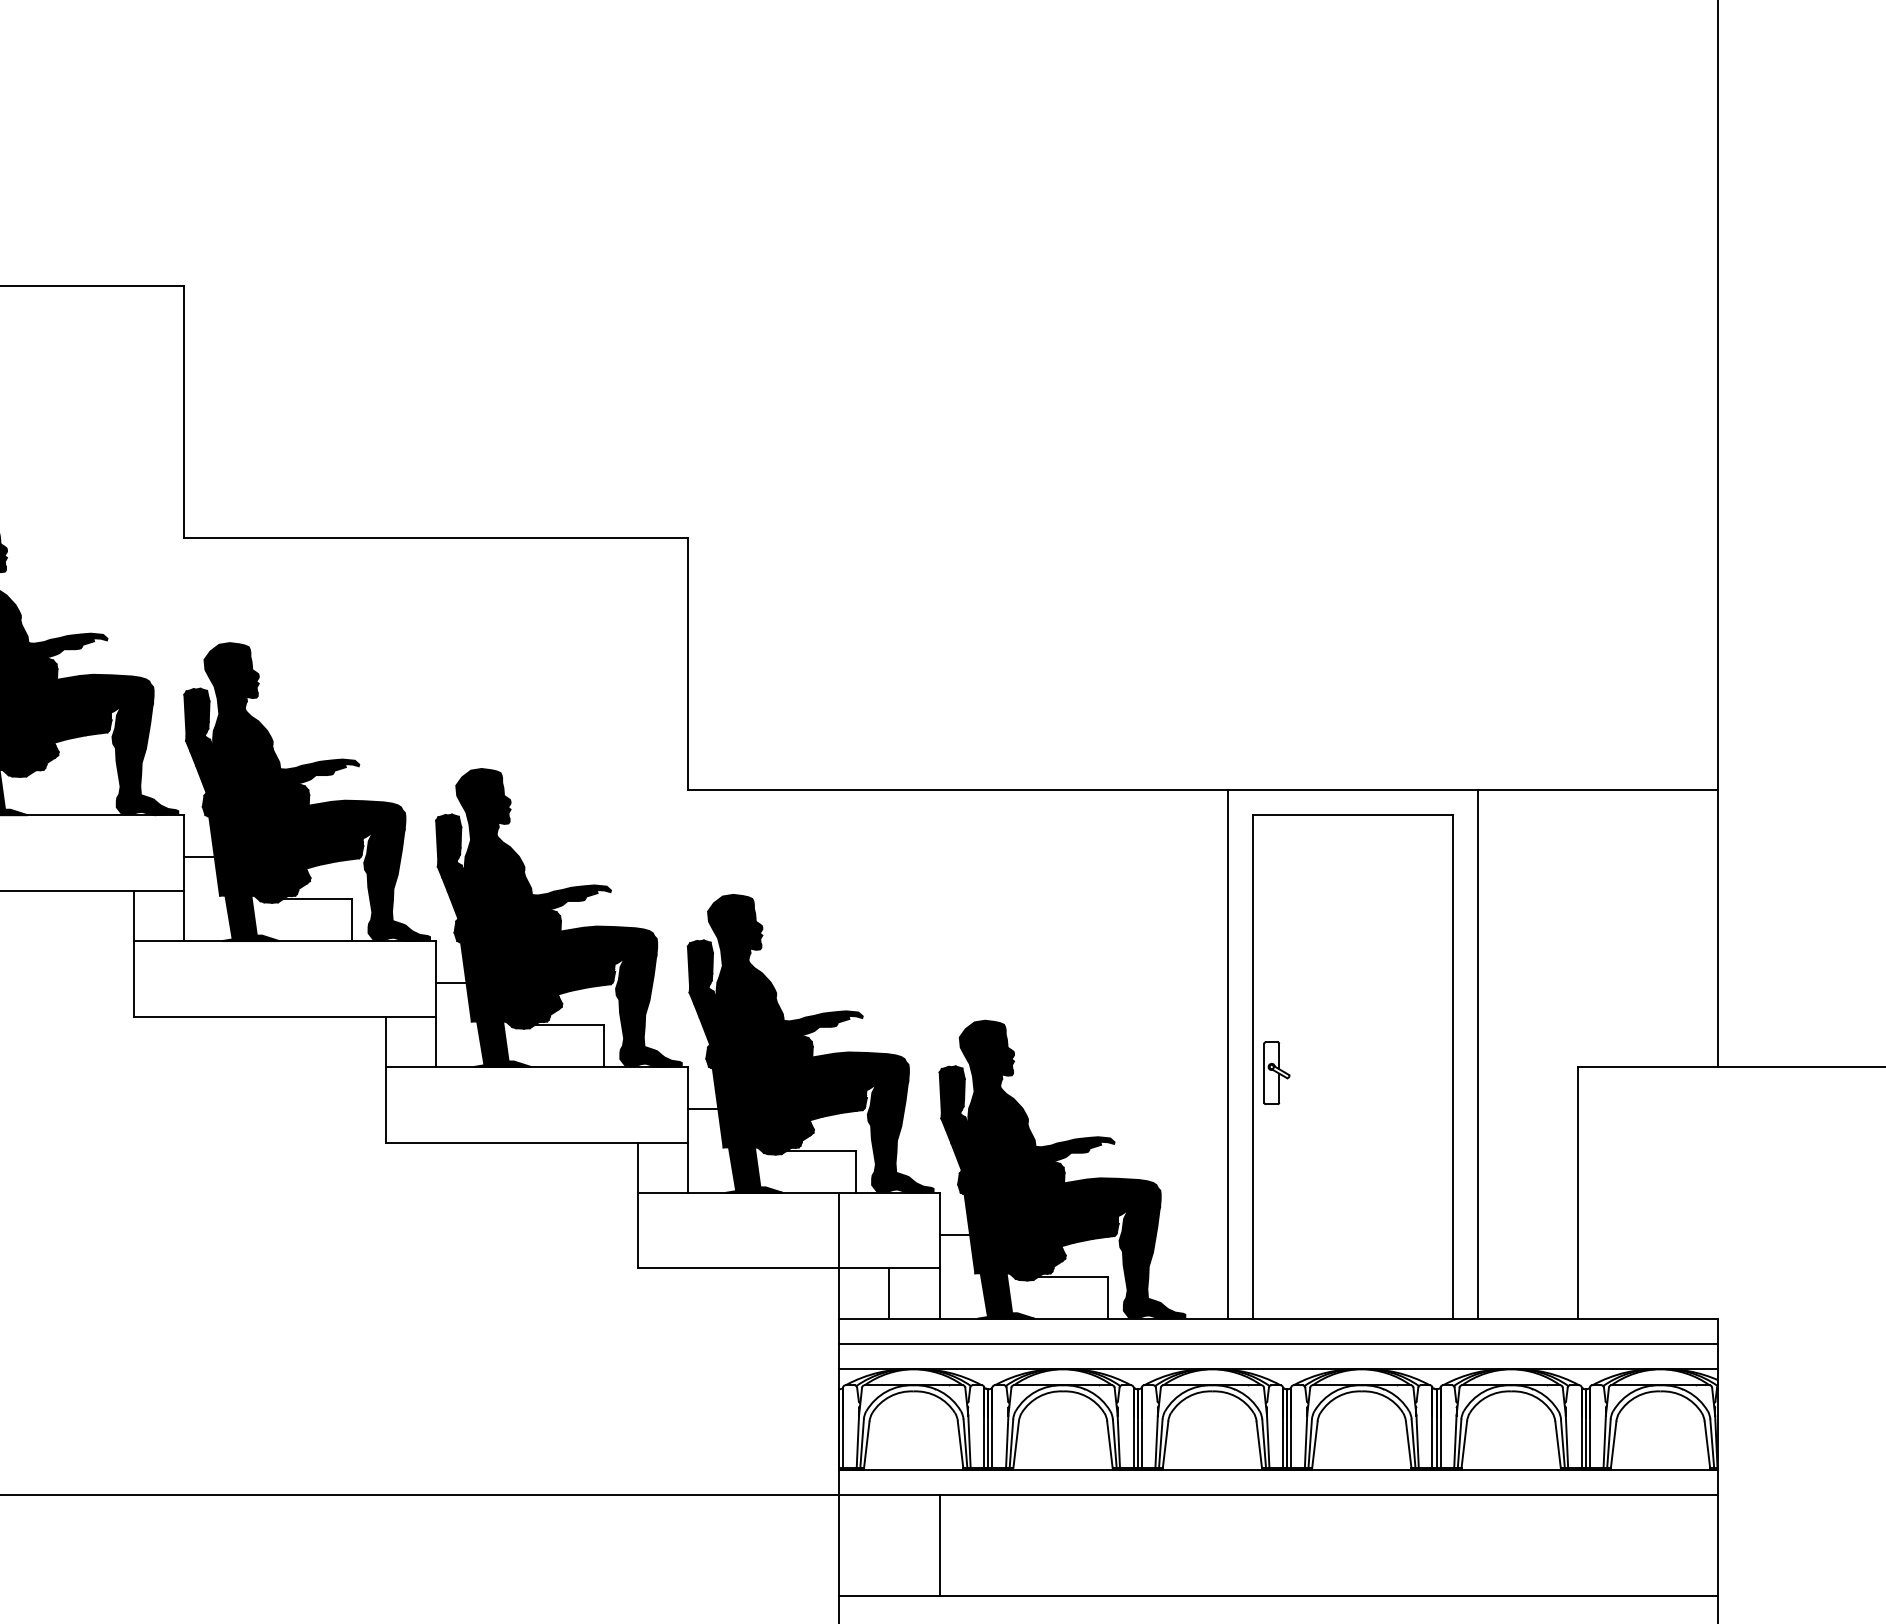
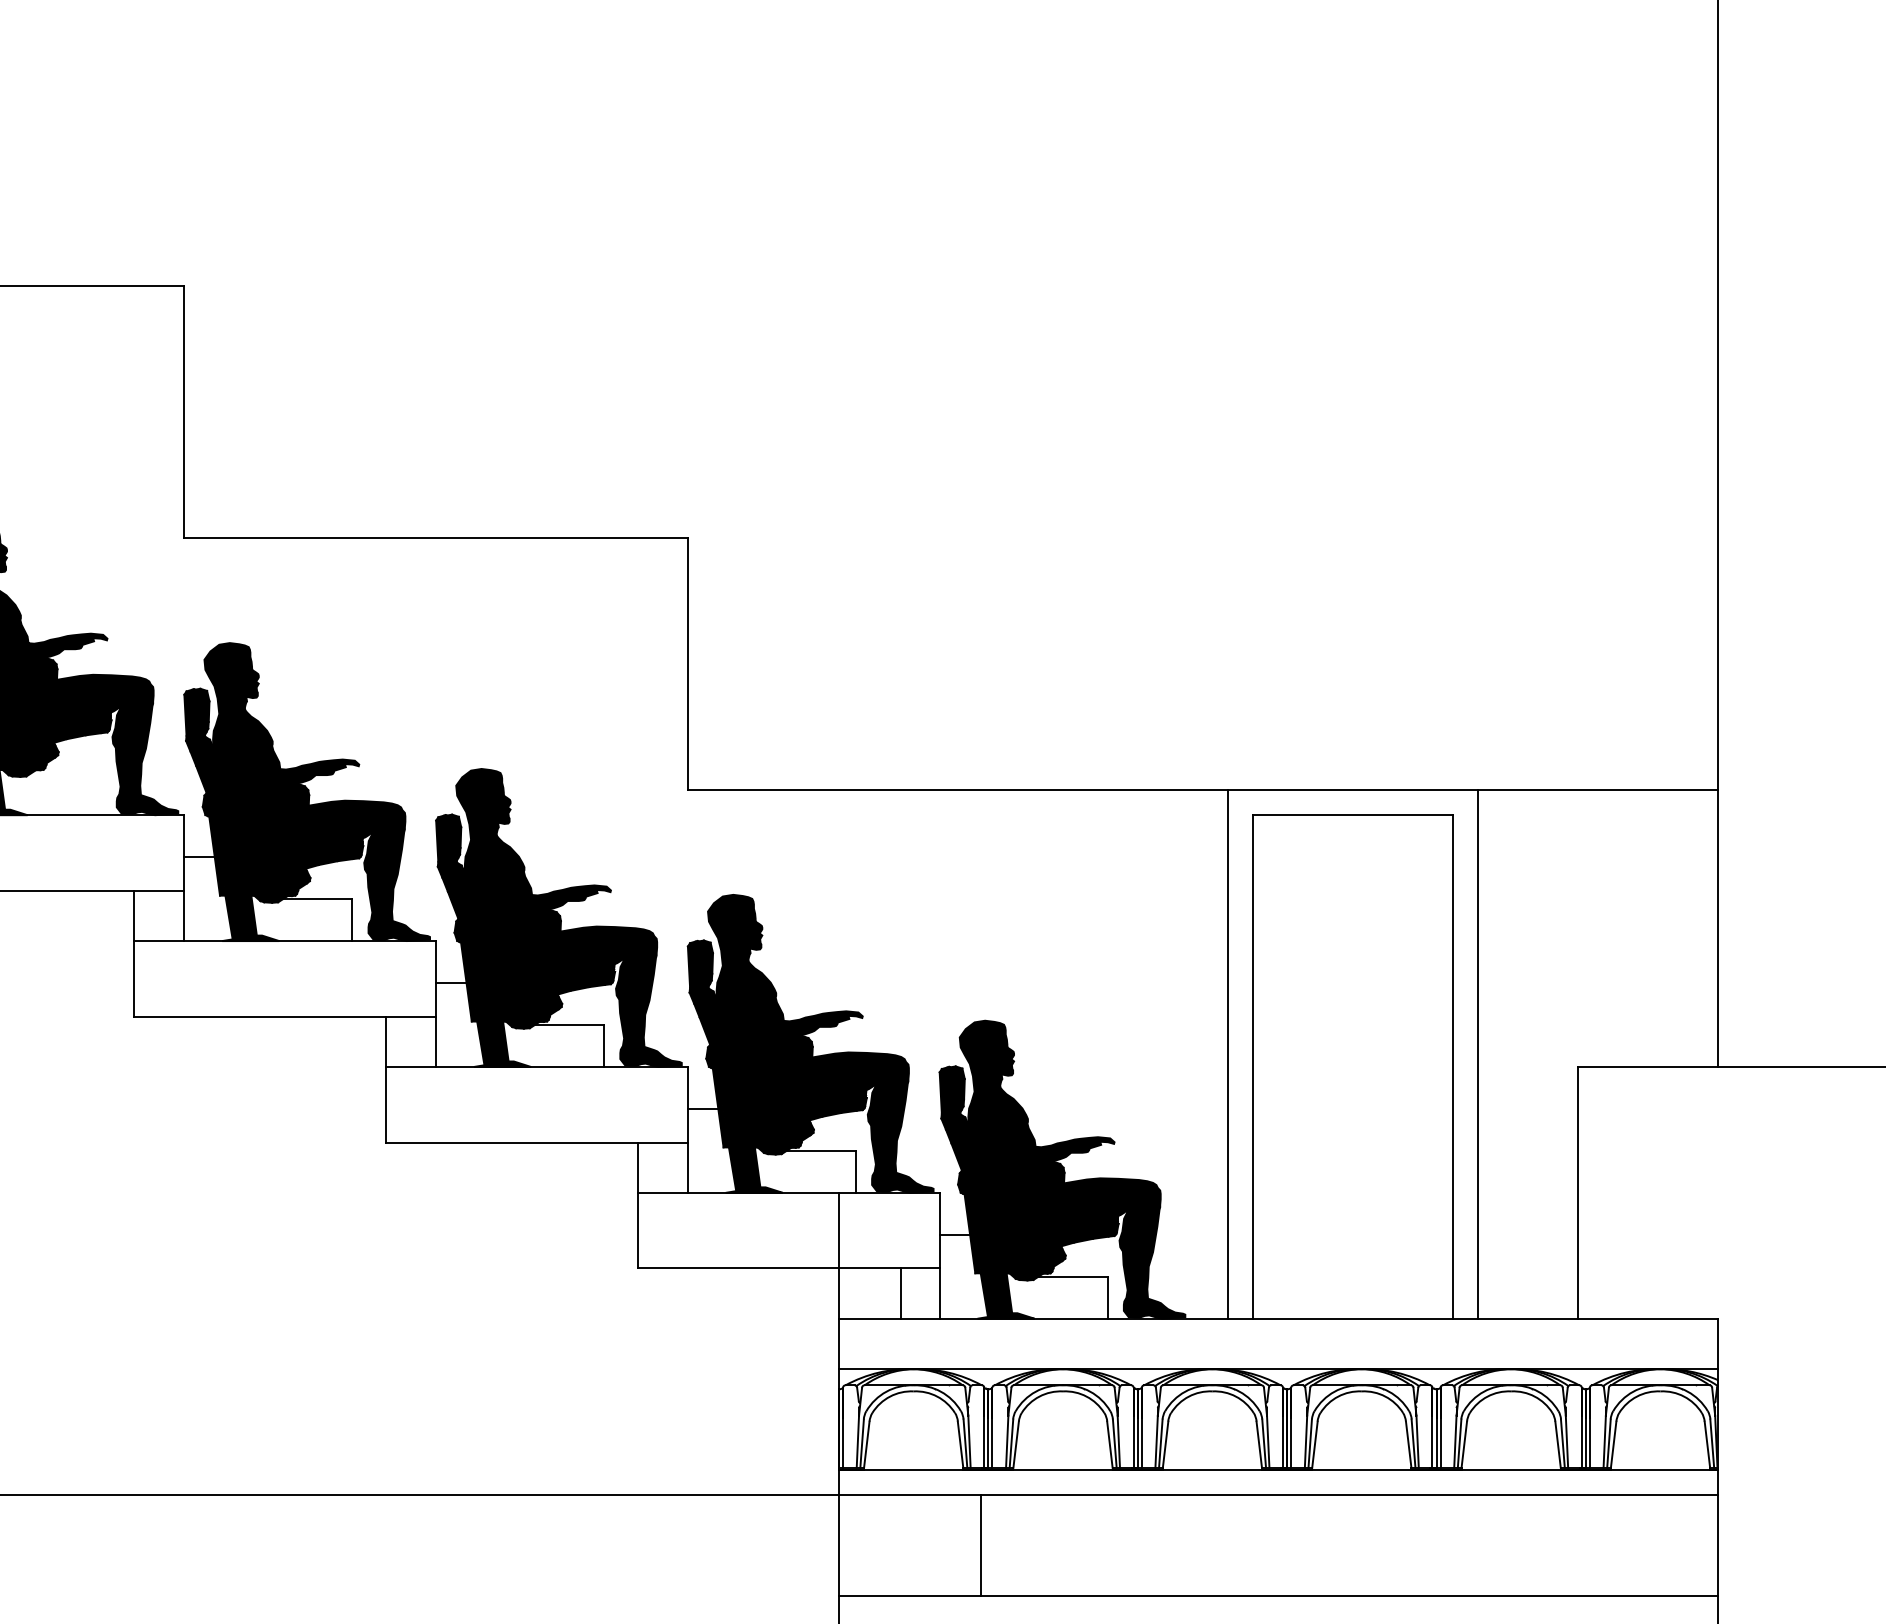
part: present -> none (1276, 1072)
line position: (889, 1293) -> (901, 1293) (901, 1293)
line: present -> none (1278, 1343)
line position: (939, 1544) -> (980, 1544) (980, 1544)
